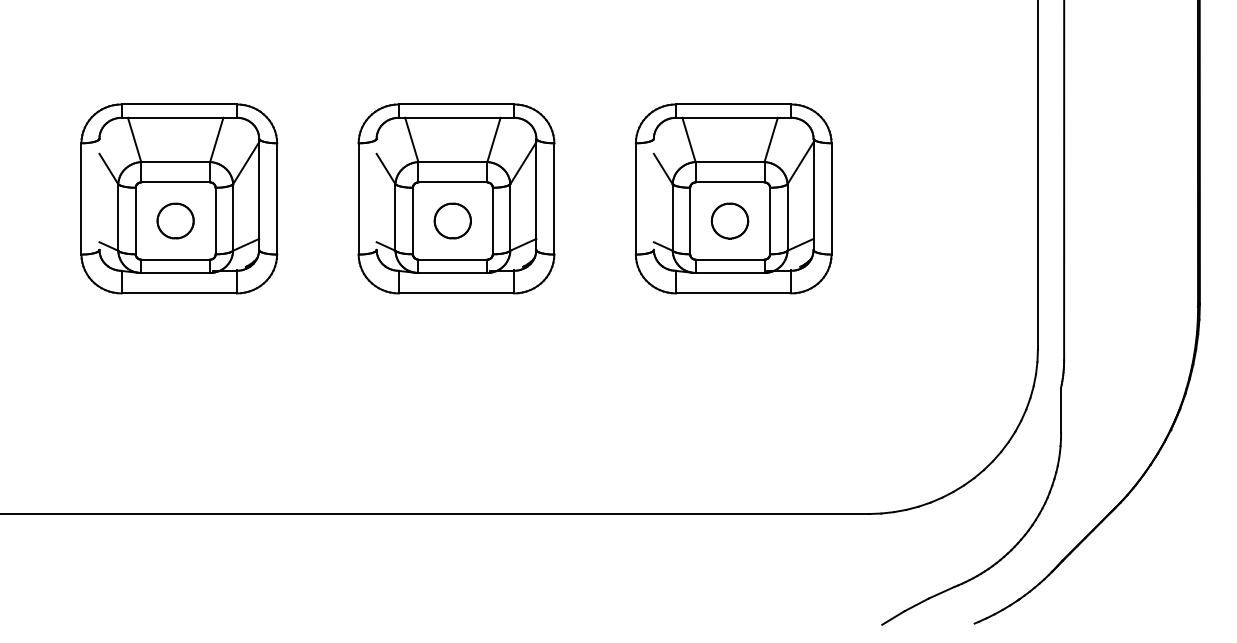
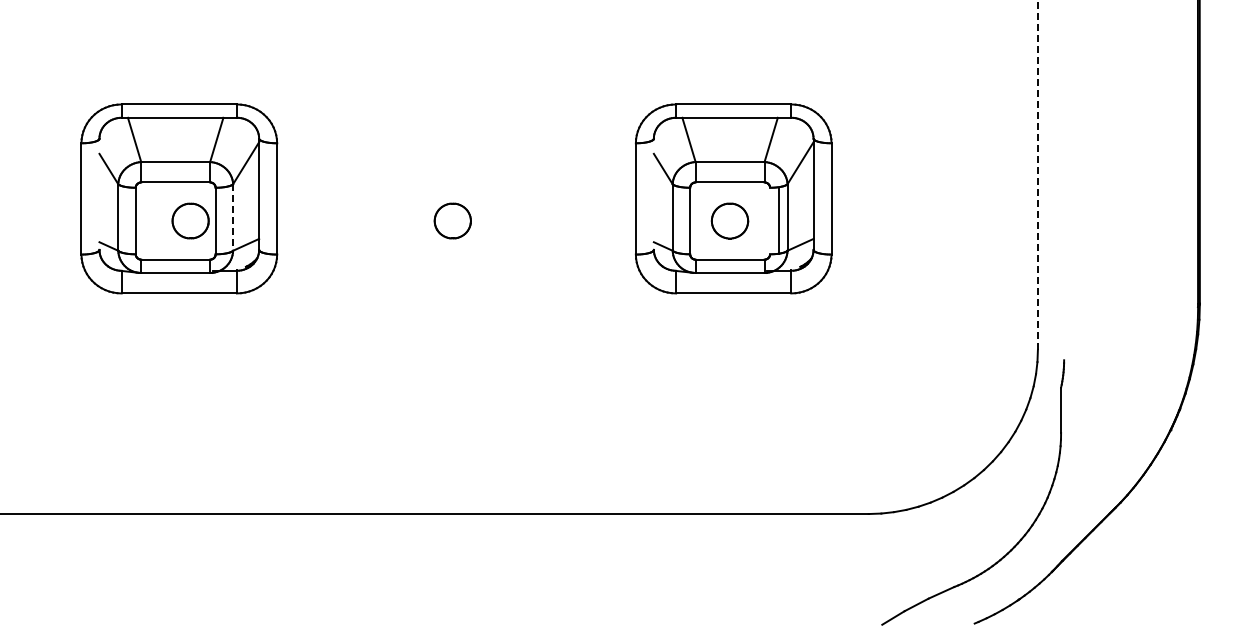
line: solid -> dashed (1037, 174)
line: present -> none (1064, 181)
part: present -> none (456, 198)
line: solid -> dashed (233, 218)
part position: (175, 220) -> (190, 220) (190, 220)
line position: (770, 220) -> (779, 220) (779, 220)
